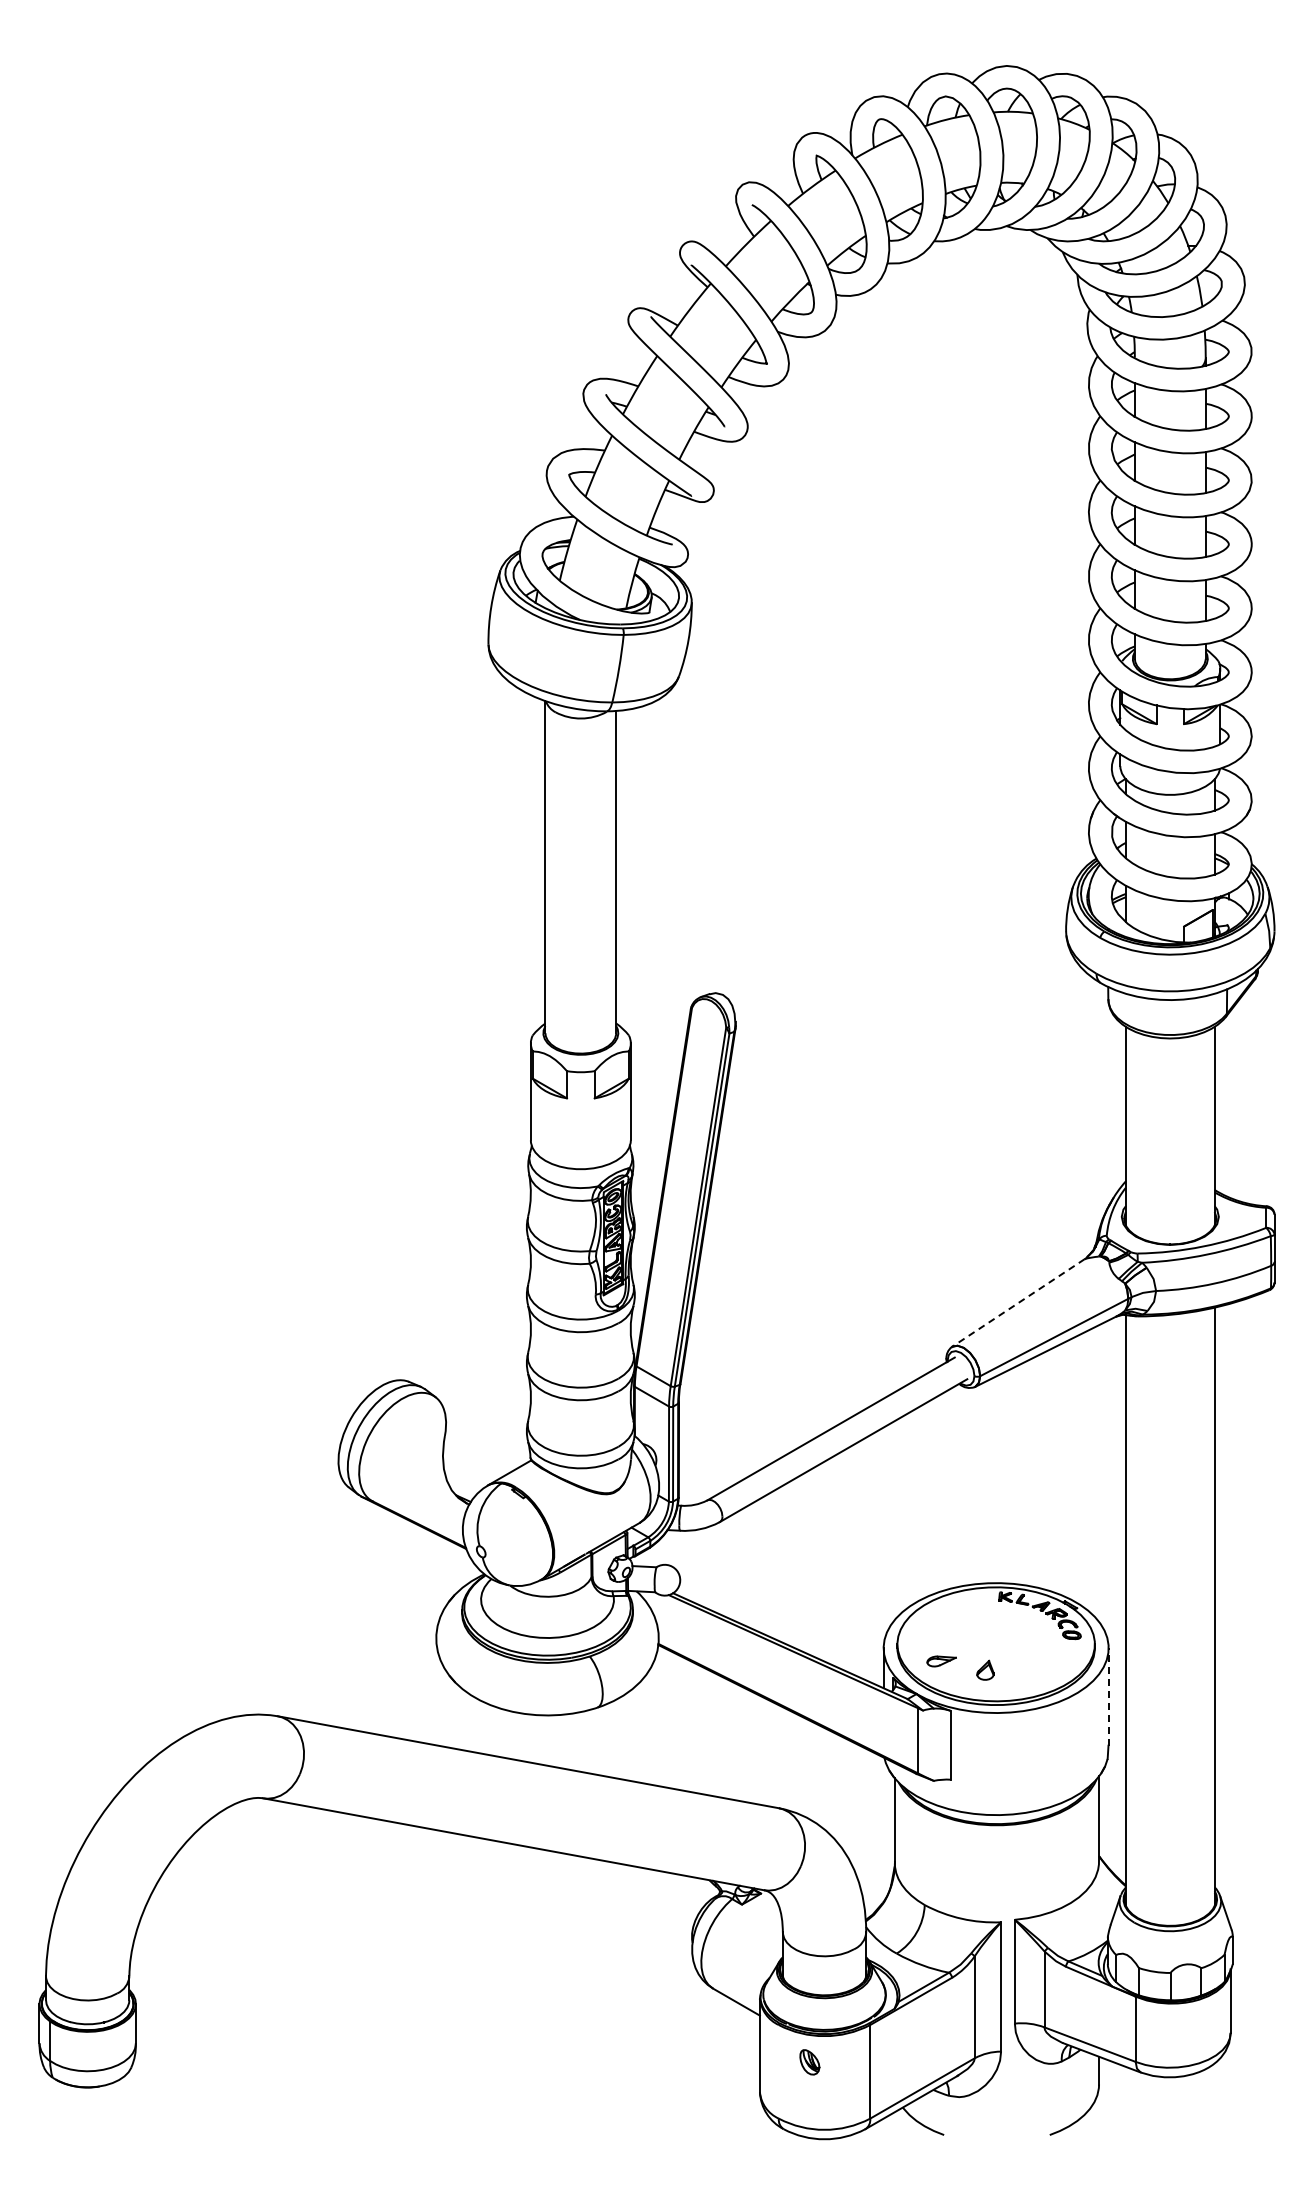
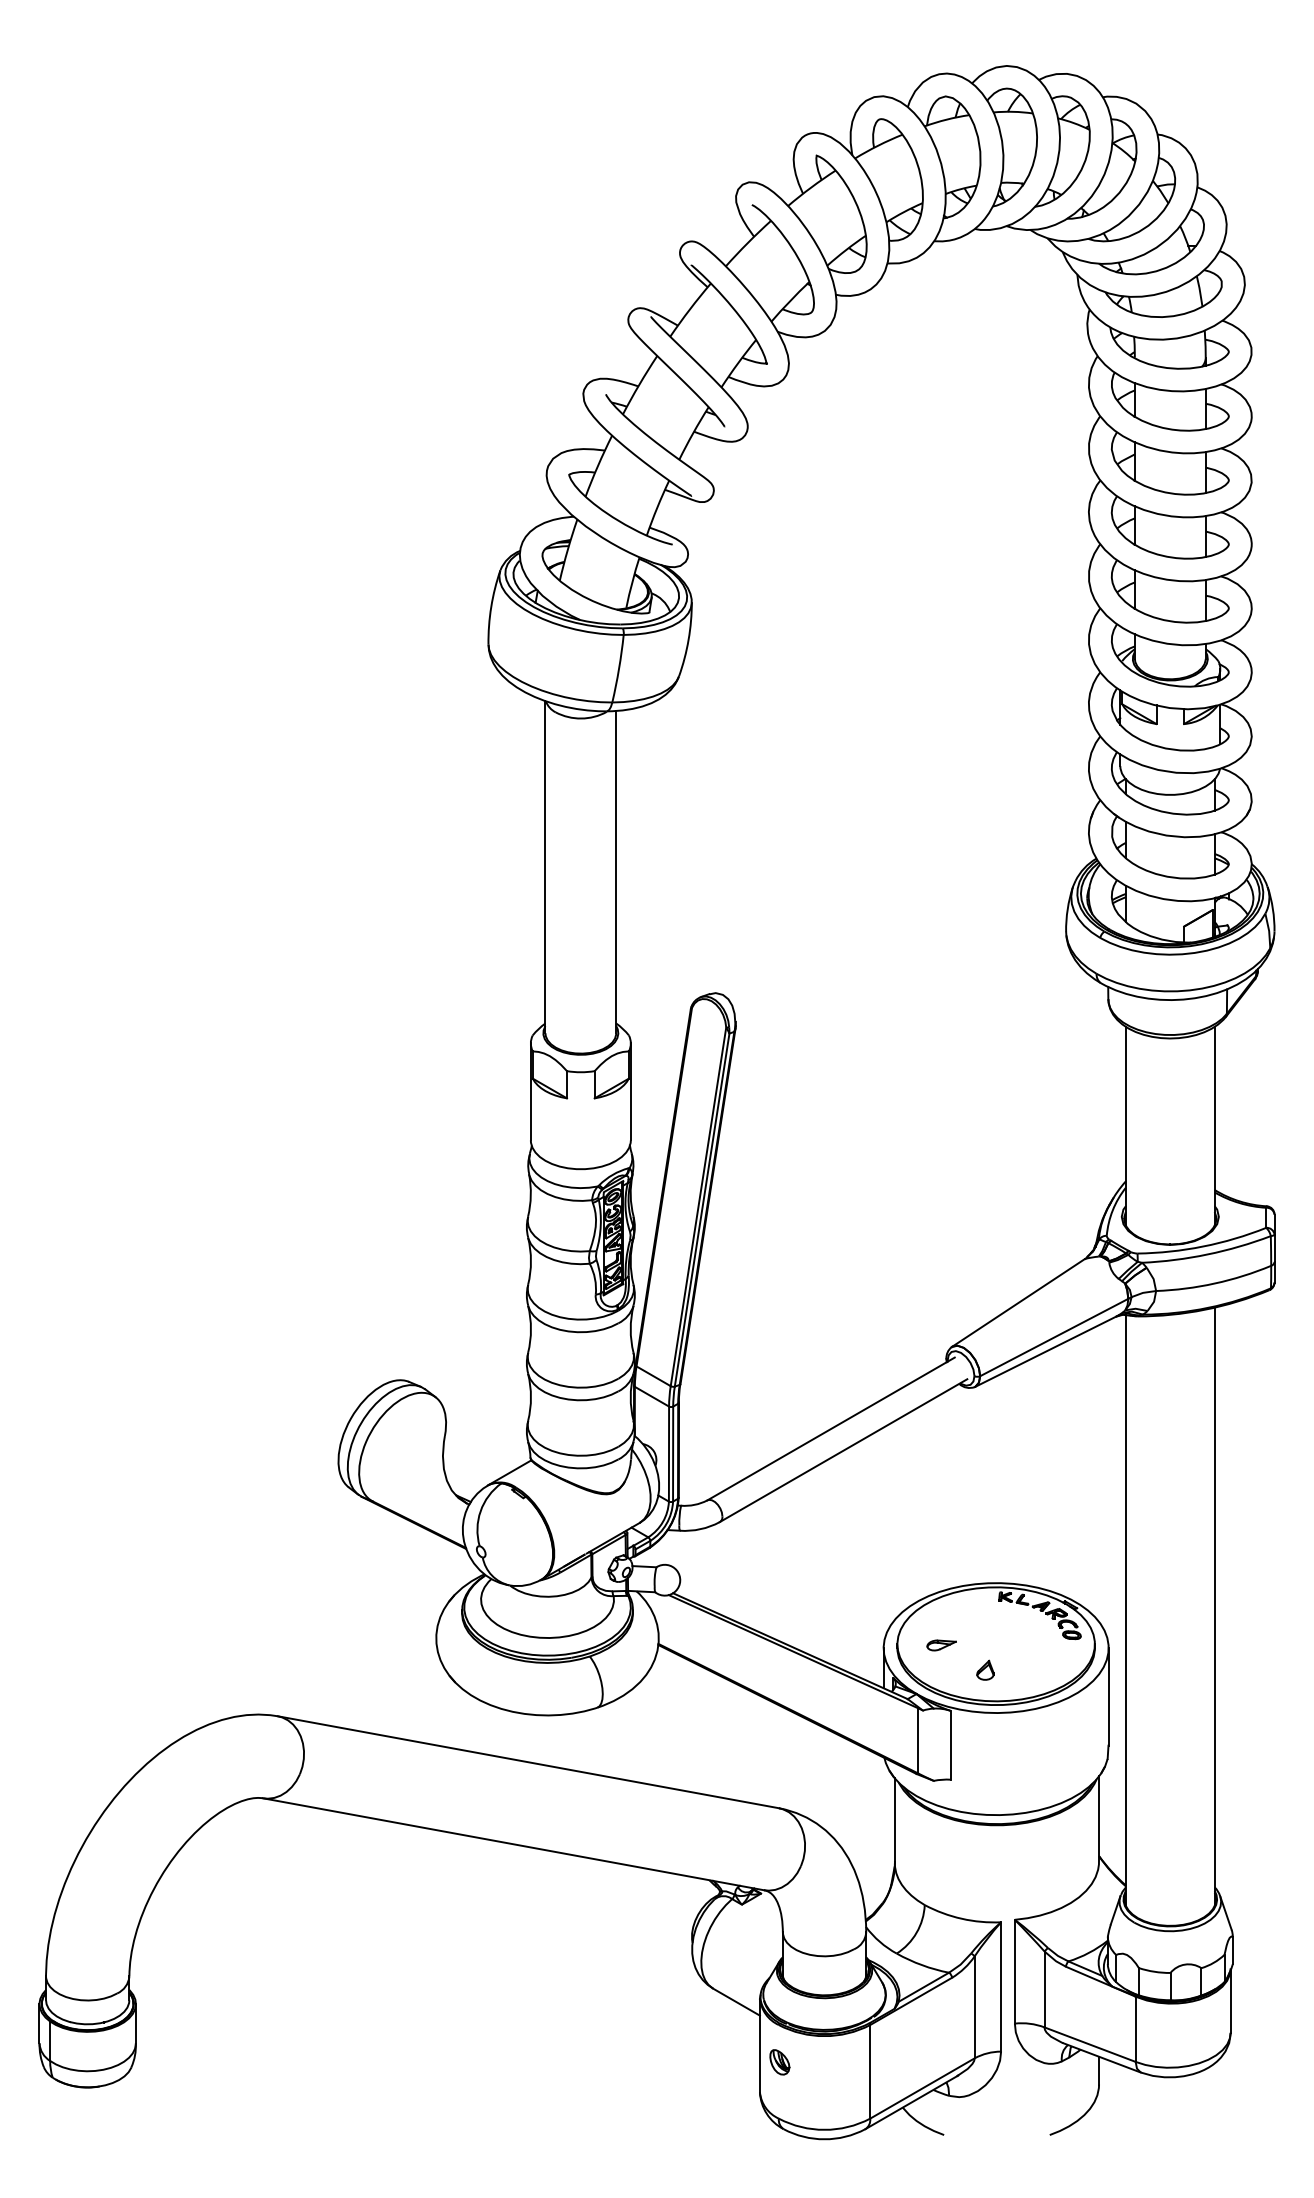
line: dashed -> solid (1018, 1303)
part position: (941, 1661) -> (941, 1645) (941, 1645)
line: dashed -> solid (1108, 1696)
part position: (809, 2062) -> (779, 2062) (779, 2062)
